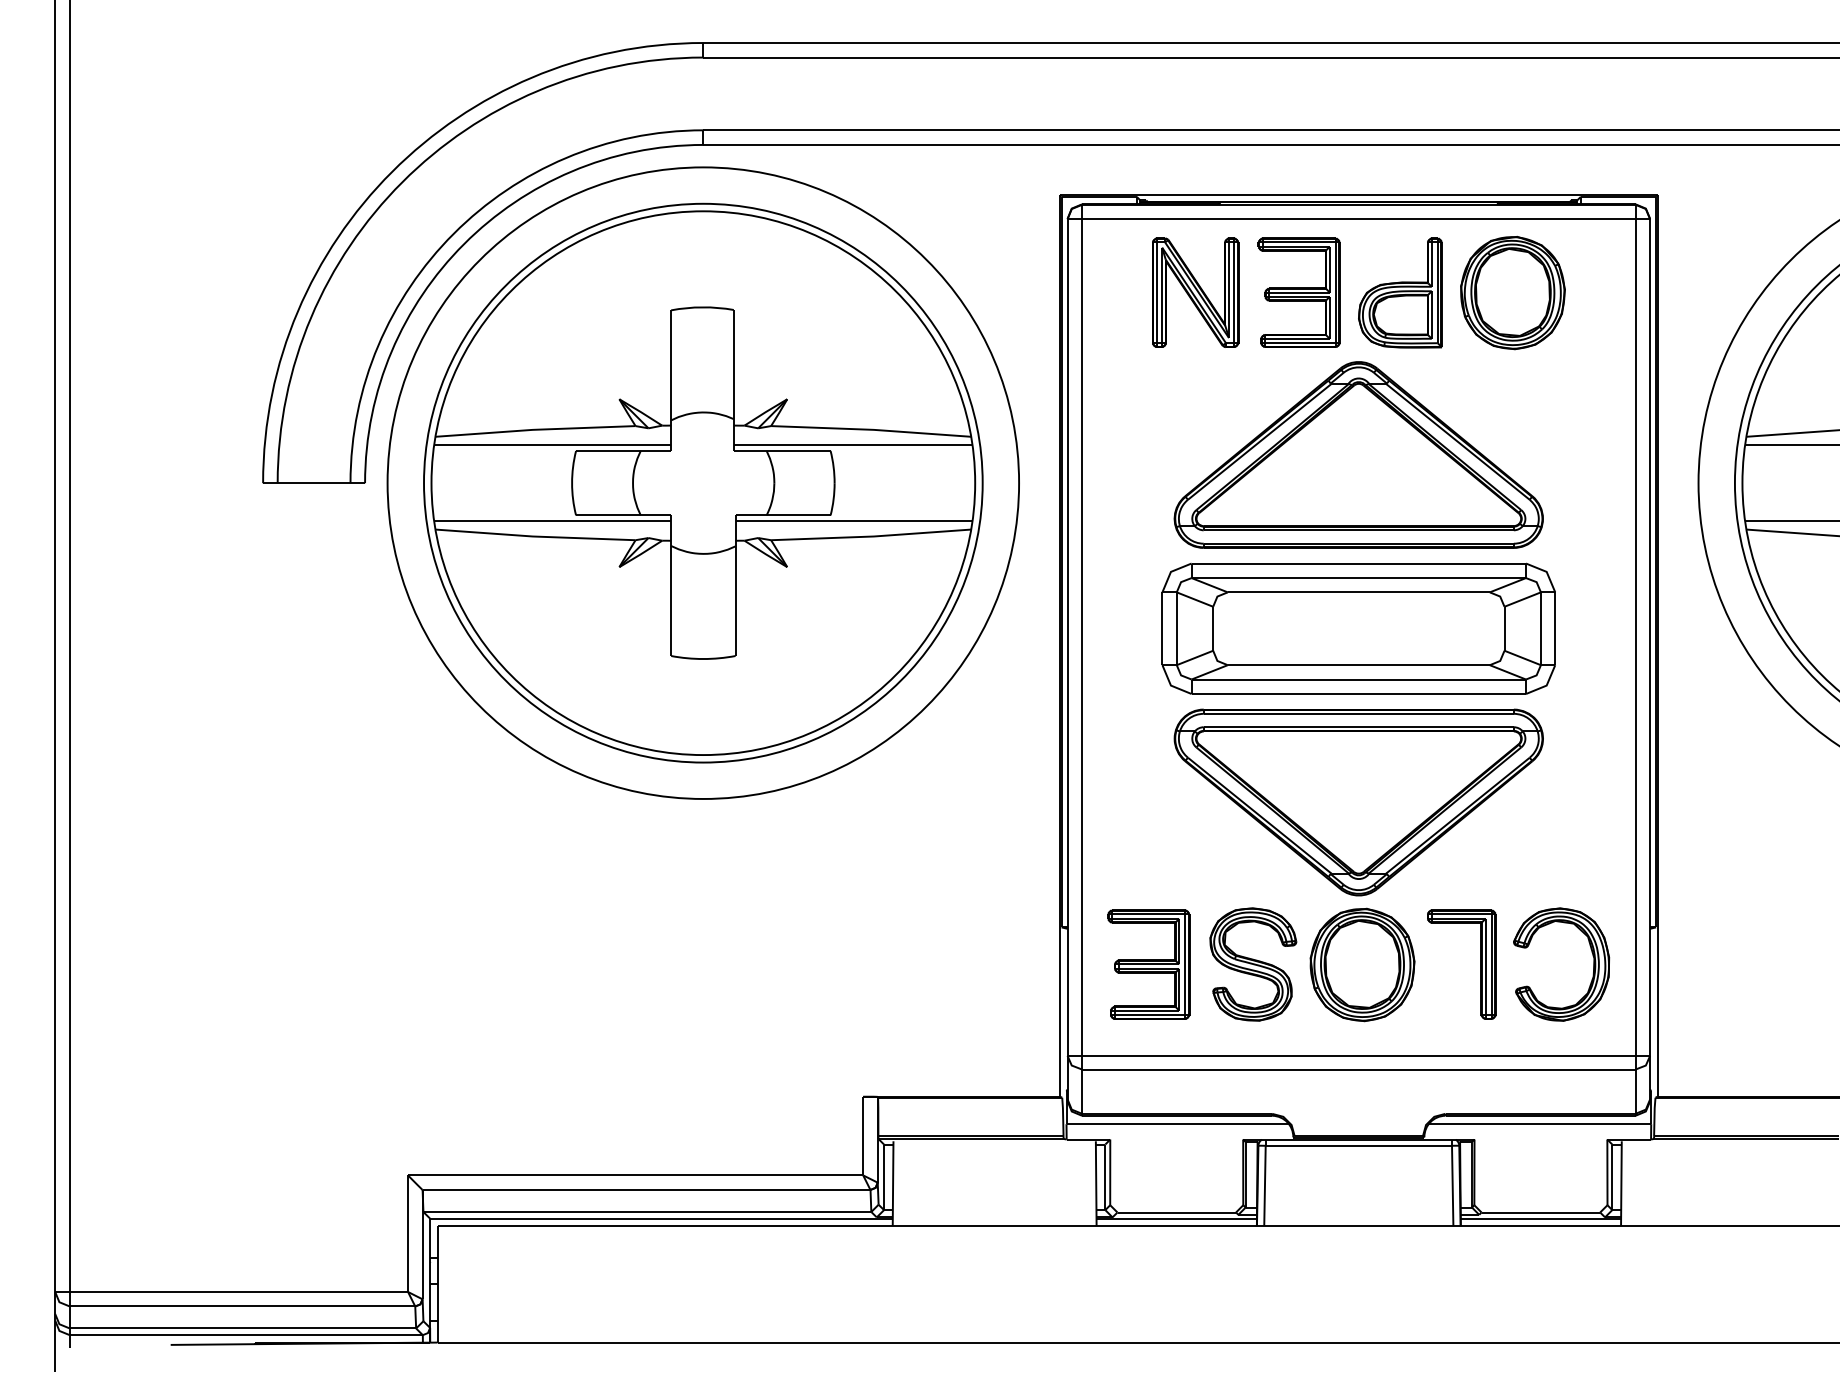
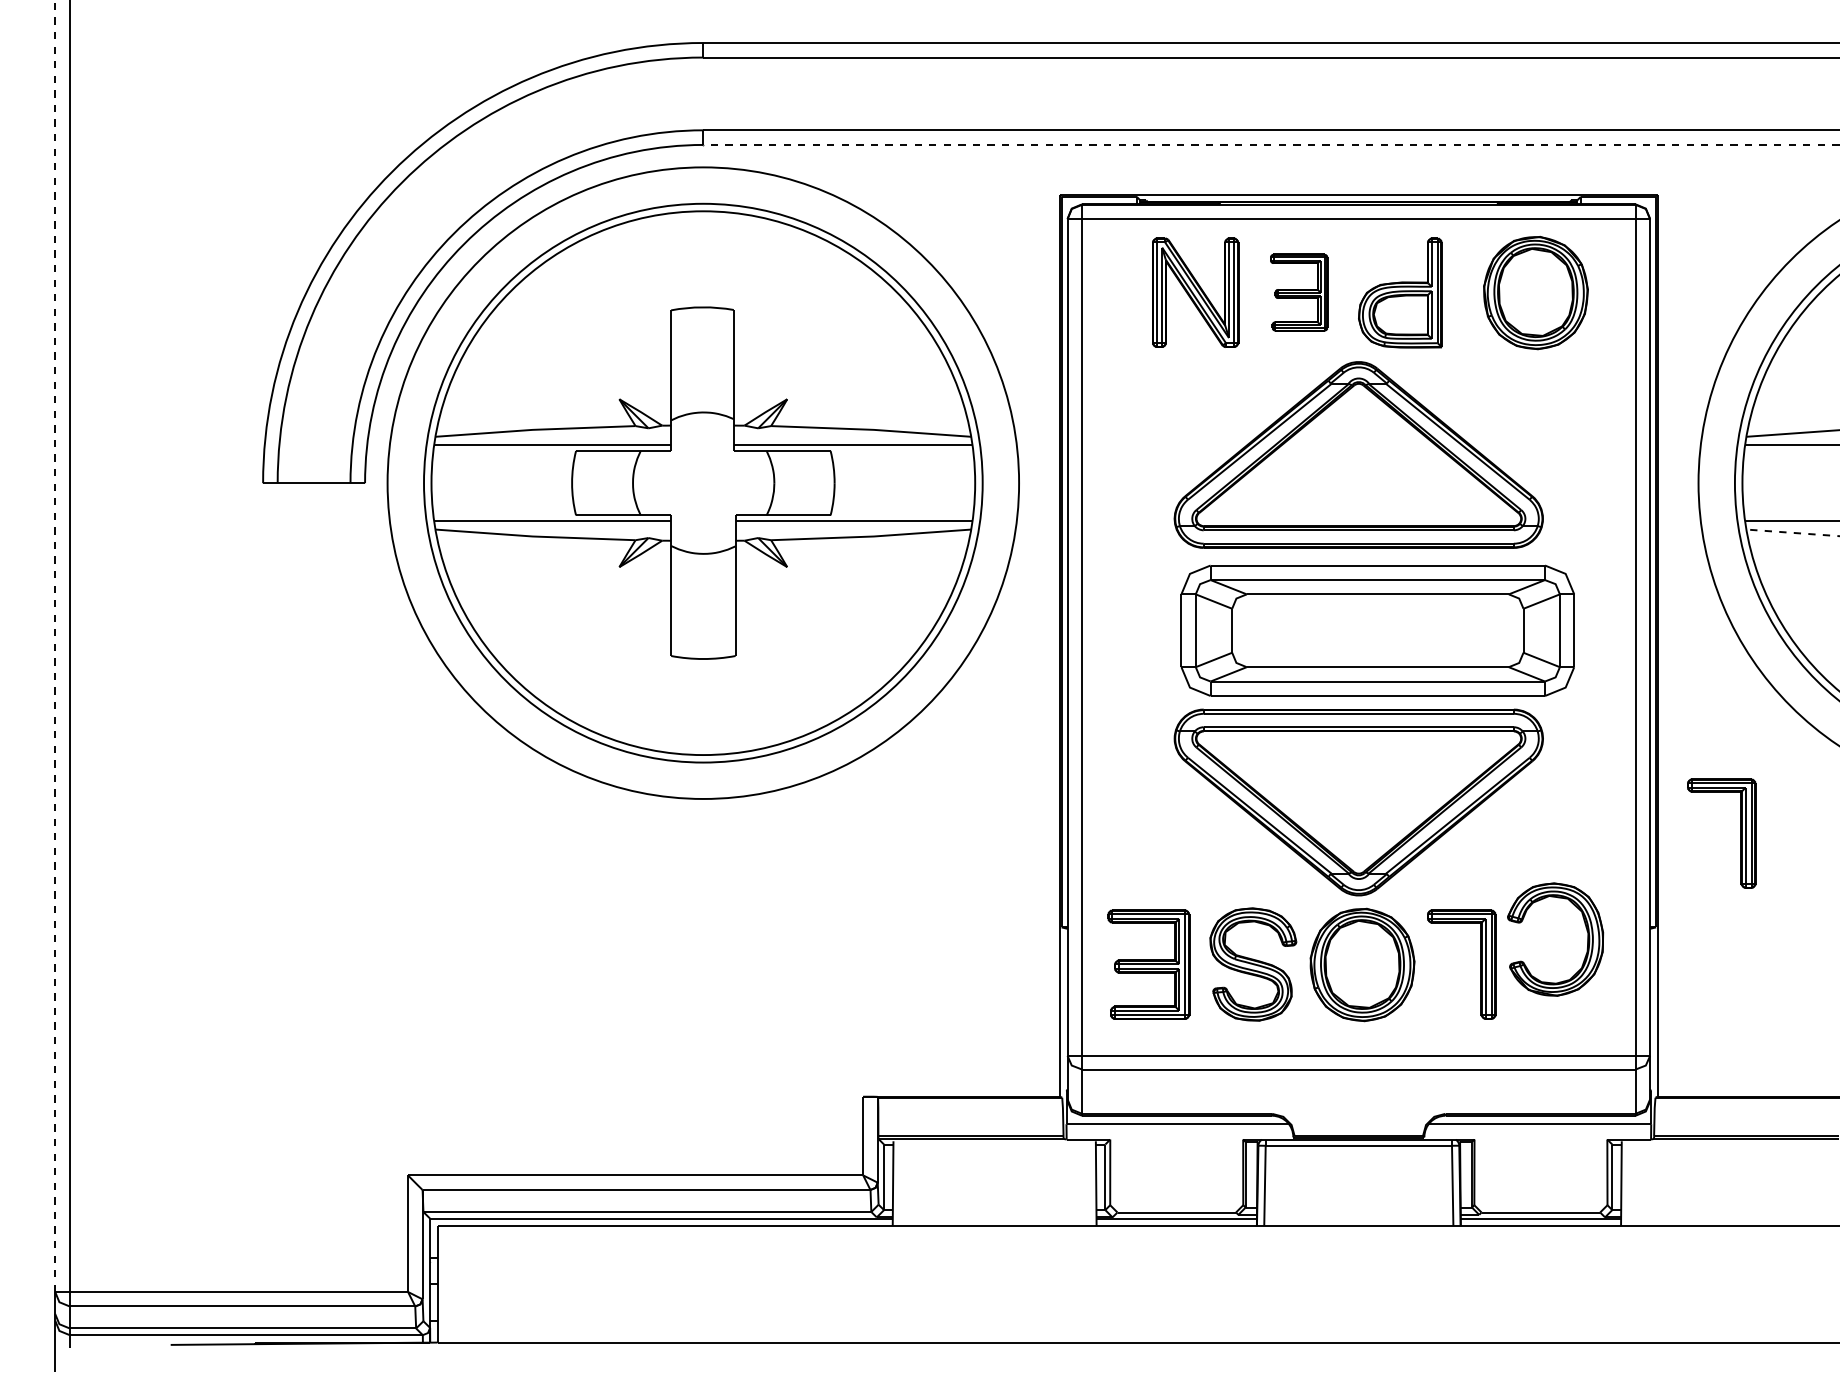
line: solid -> dashed (1271, 144)
part size: 84x111 px -> 59x79 px (1299, 292)
part position: (1512, 293) -> (1535, 293) (1535, 293)
line: solid -> dashed (1793, 532)
part position: (1358, 628) -> (1377, 630) (1377, 630)
line: solid -> dashed (55, 646)
part: none -> present (1740, 833)
part position: (1593, 964) -> (1587, 939) (1587, 939)
